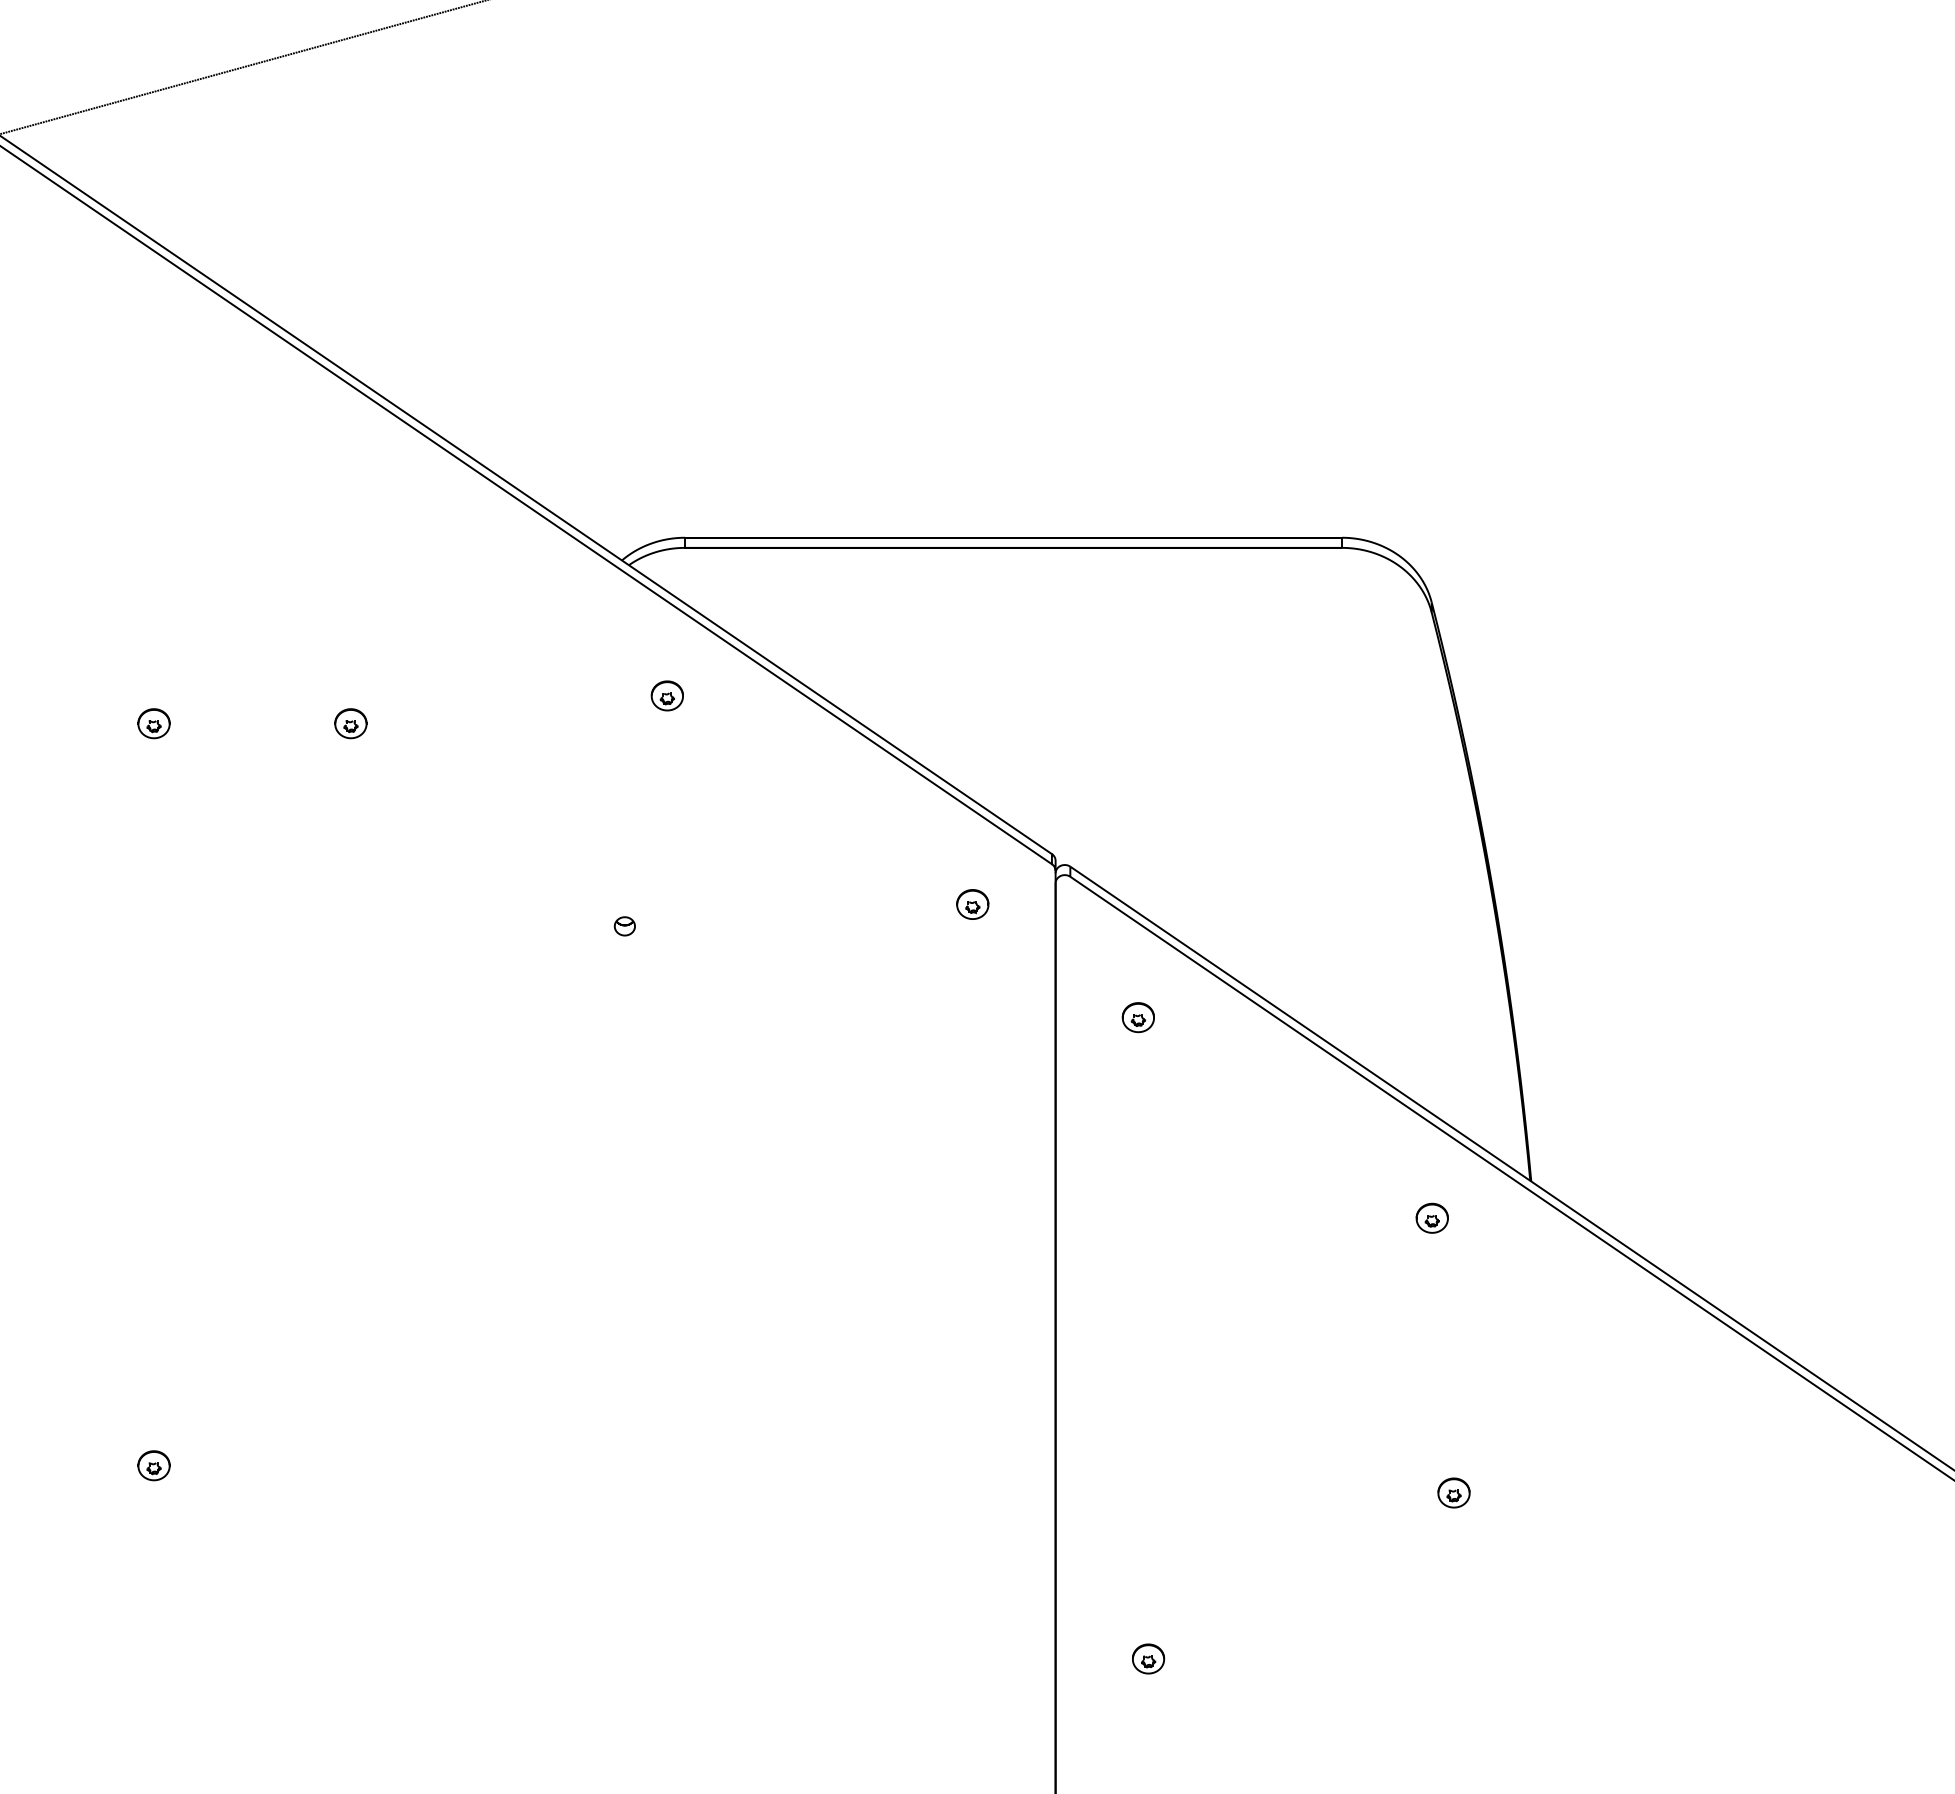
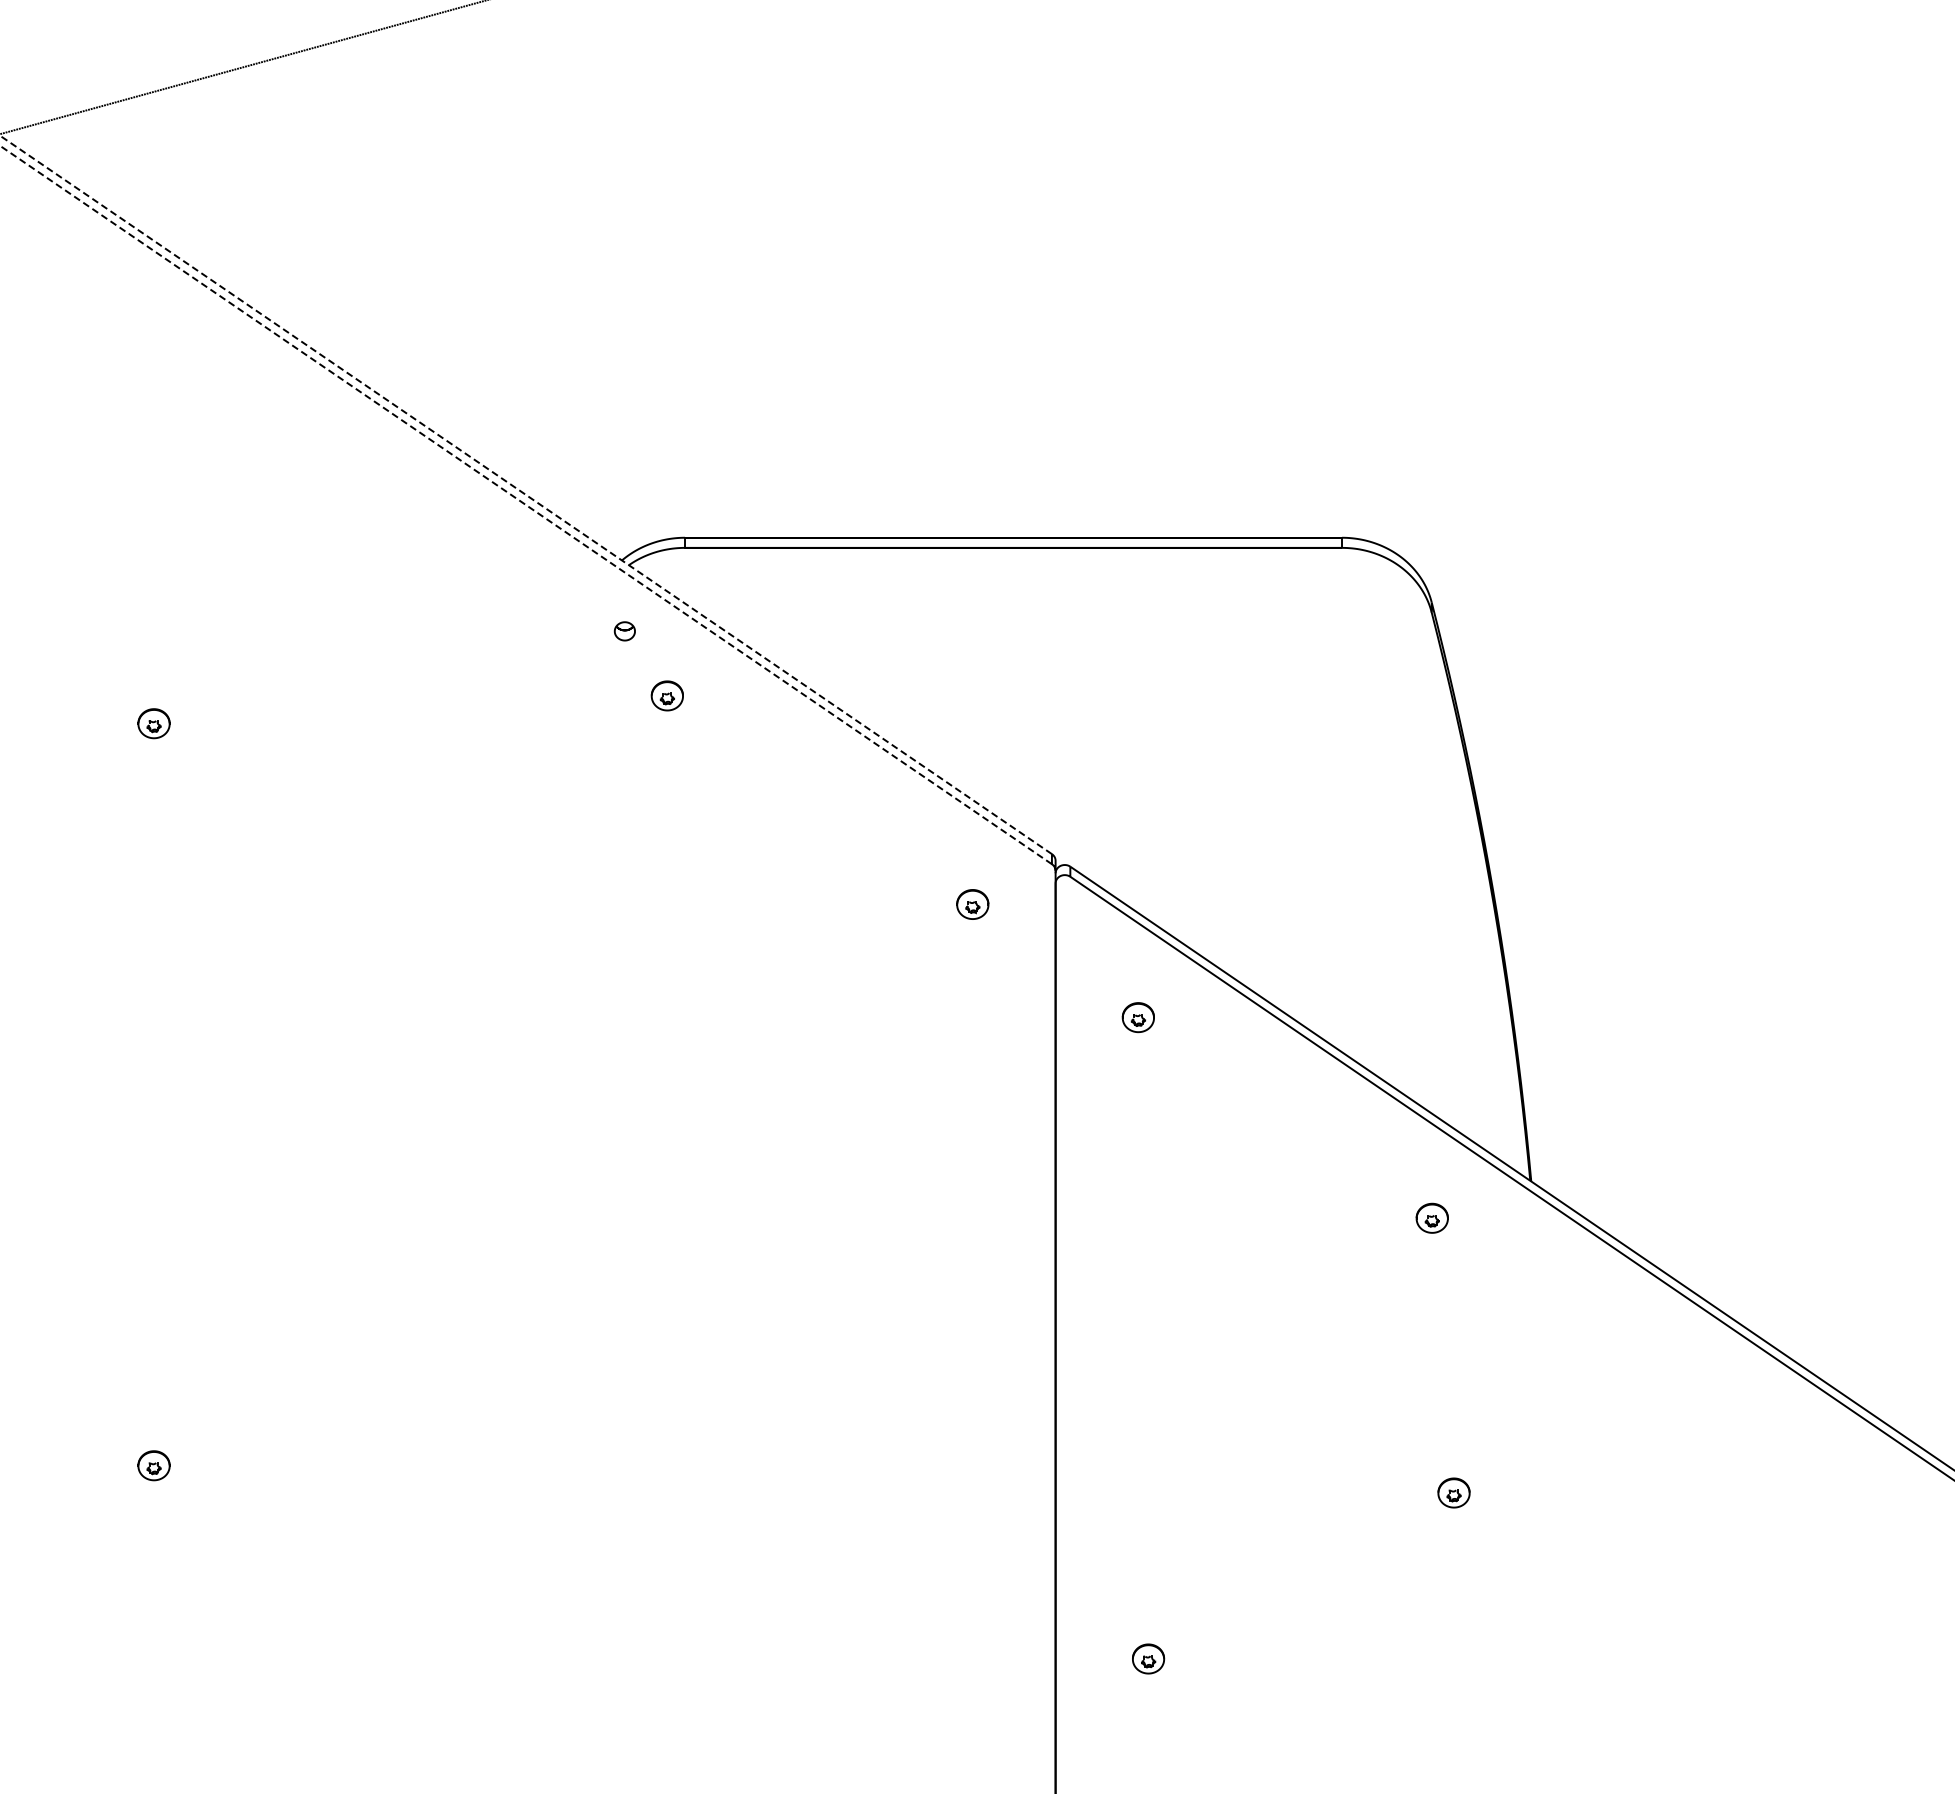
line: solid -> dashed (526, 495)
line: solid -> dashed (526, 505)
part: present -> none (350, 723)
part position: (624, 926) -> (624, 631) (624, 631)
